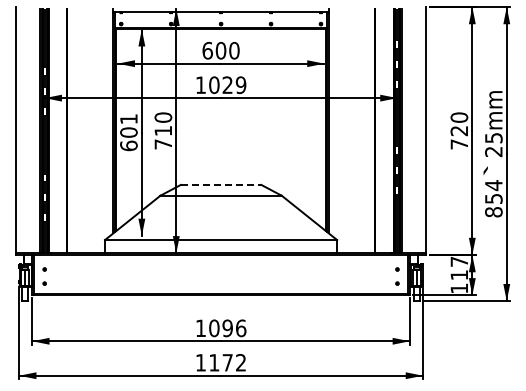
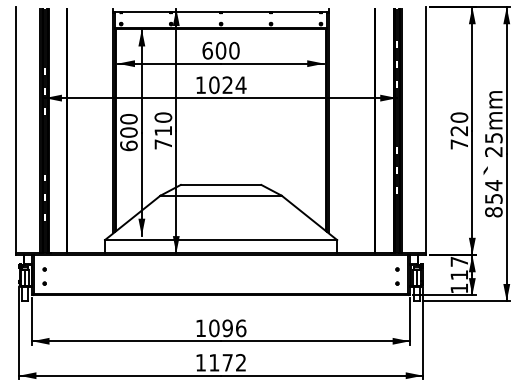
text: 1029 -> 1024 (240, 85)
text: 601 -> 600 (128, 119)
line: dashed -> solid (221, 184)
